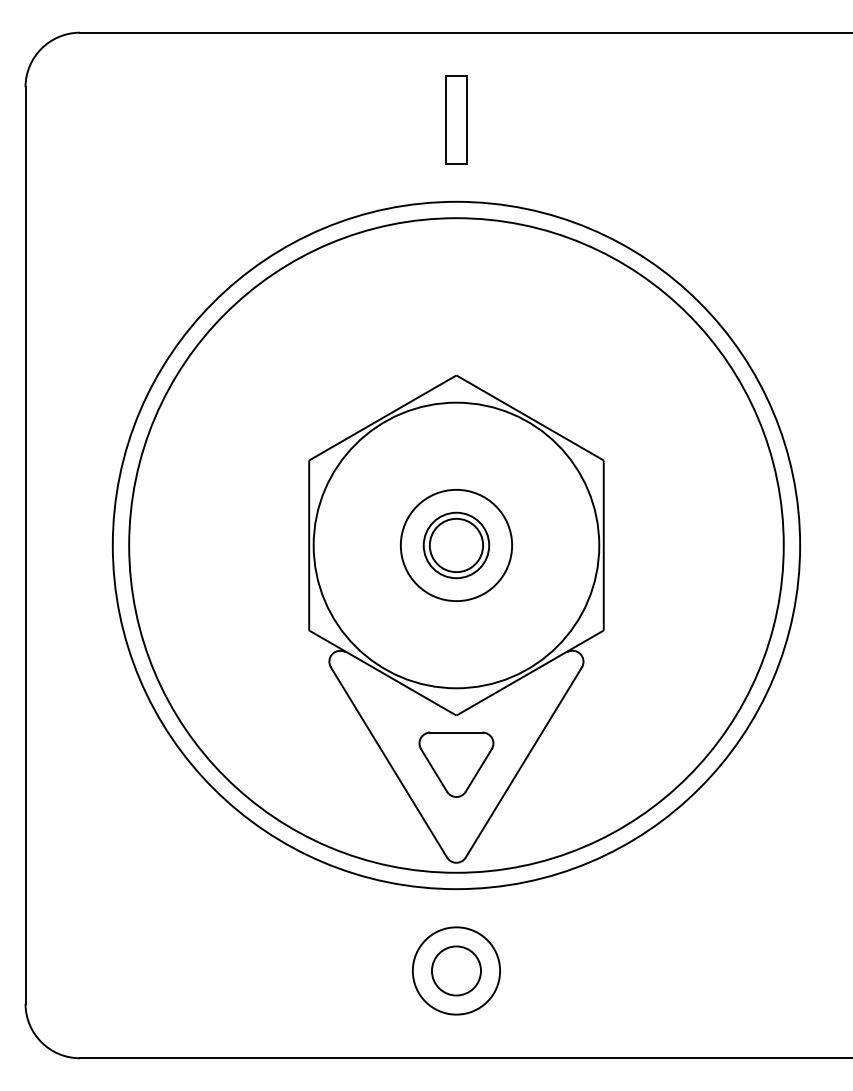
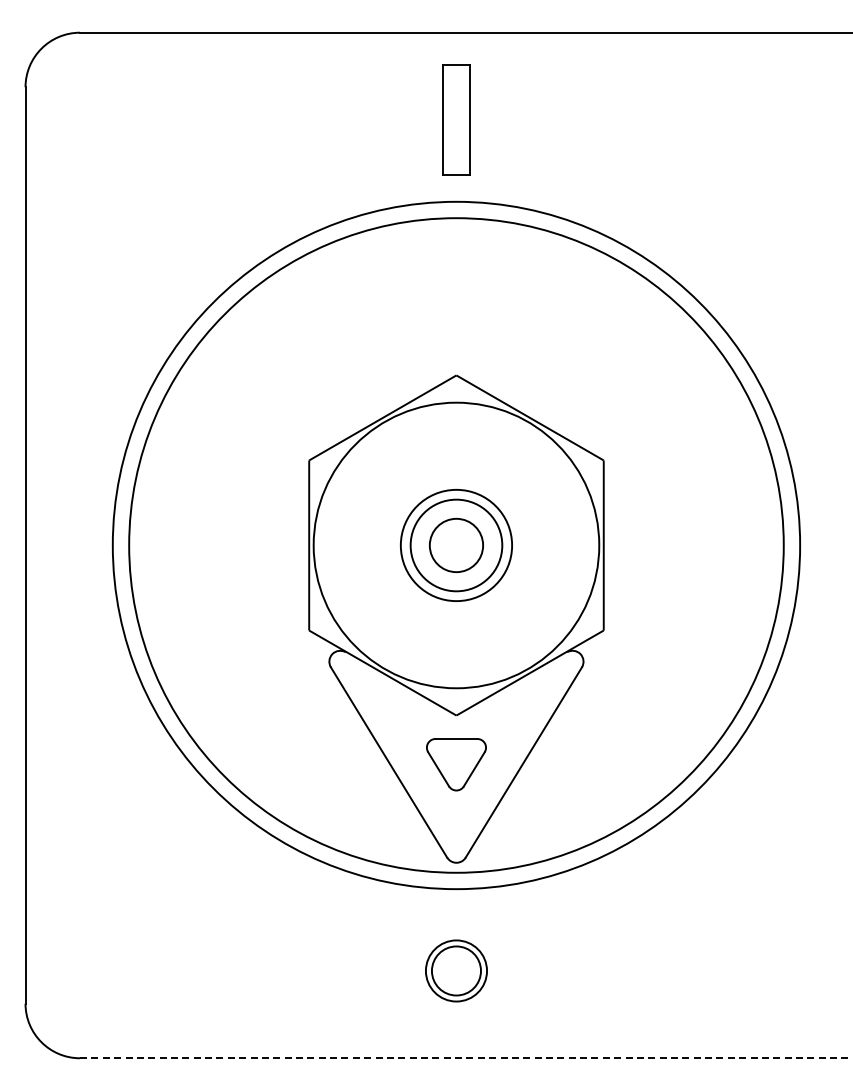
part size: 23x90 px -> 29x112 px (456, 119)
circle diameter: 65 px -> 92 px (456, 545)
part size: 77x67 px -> 61x54 px (456, 764)
circle diameter: 87 px -> 61 px (456, 970)
line: solid -> dashed (466, 1058)
